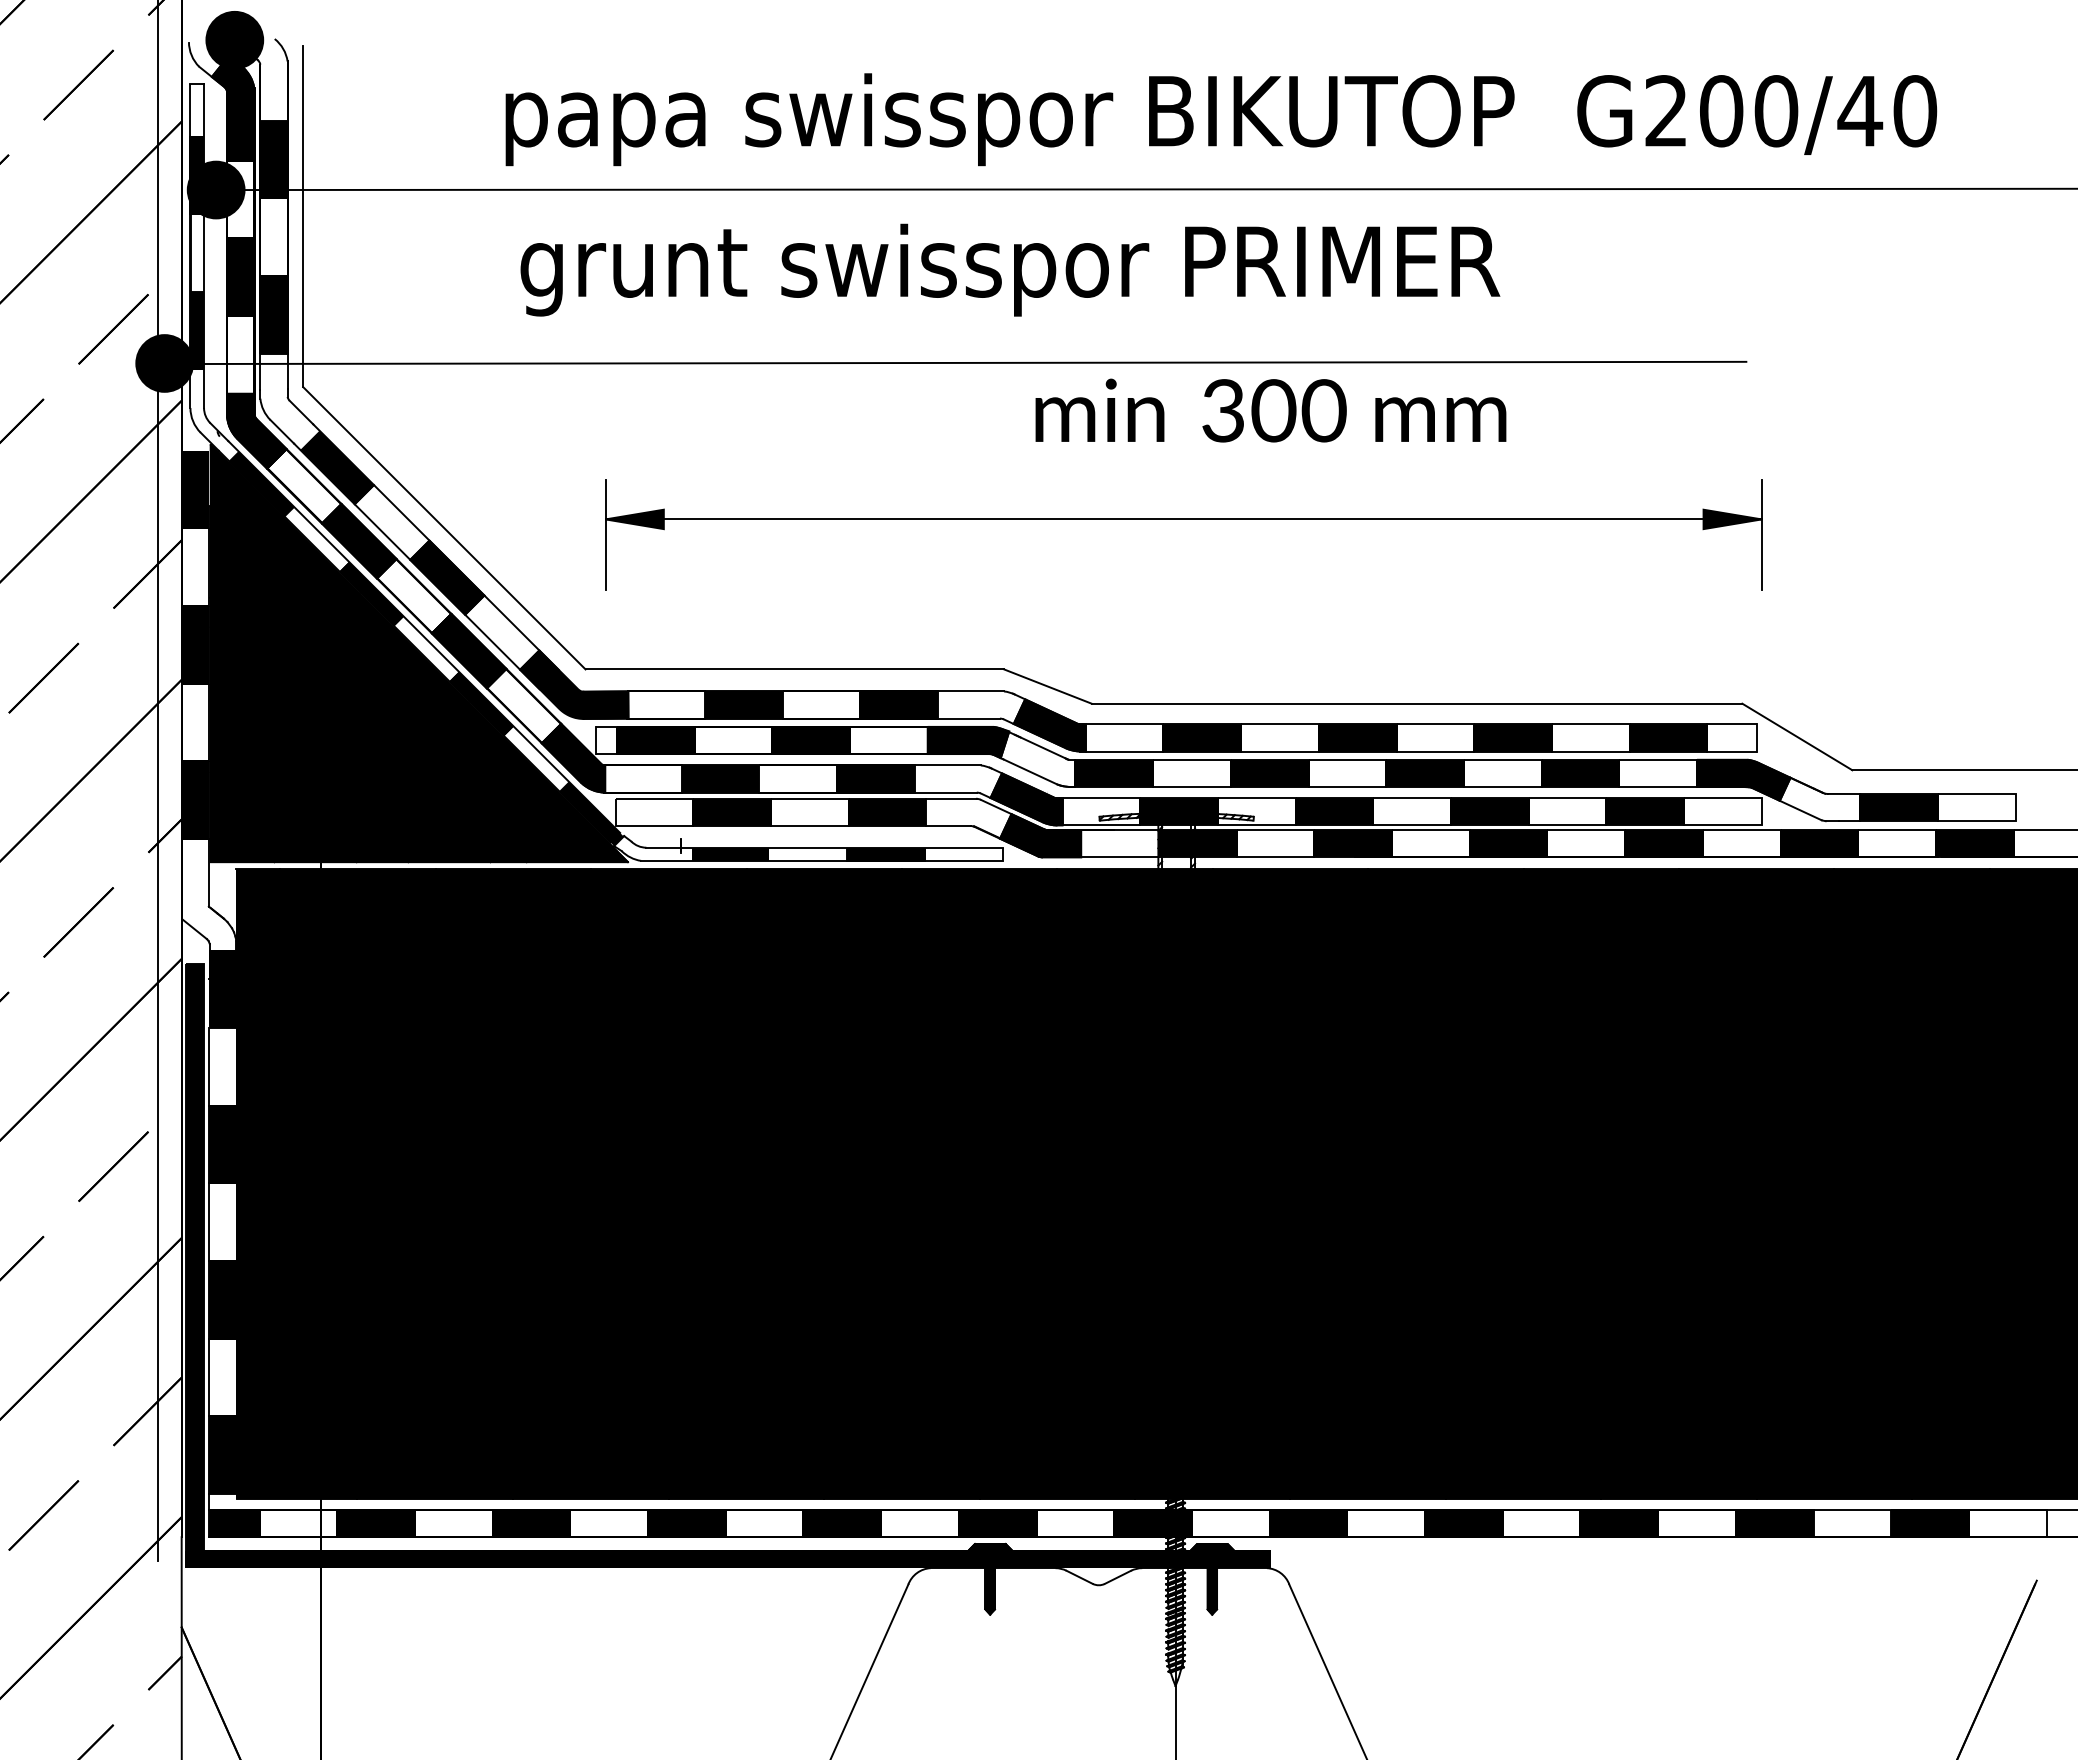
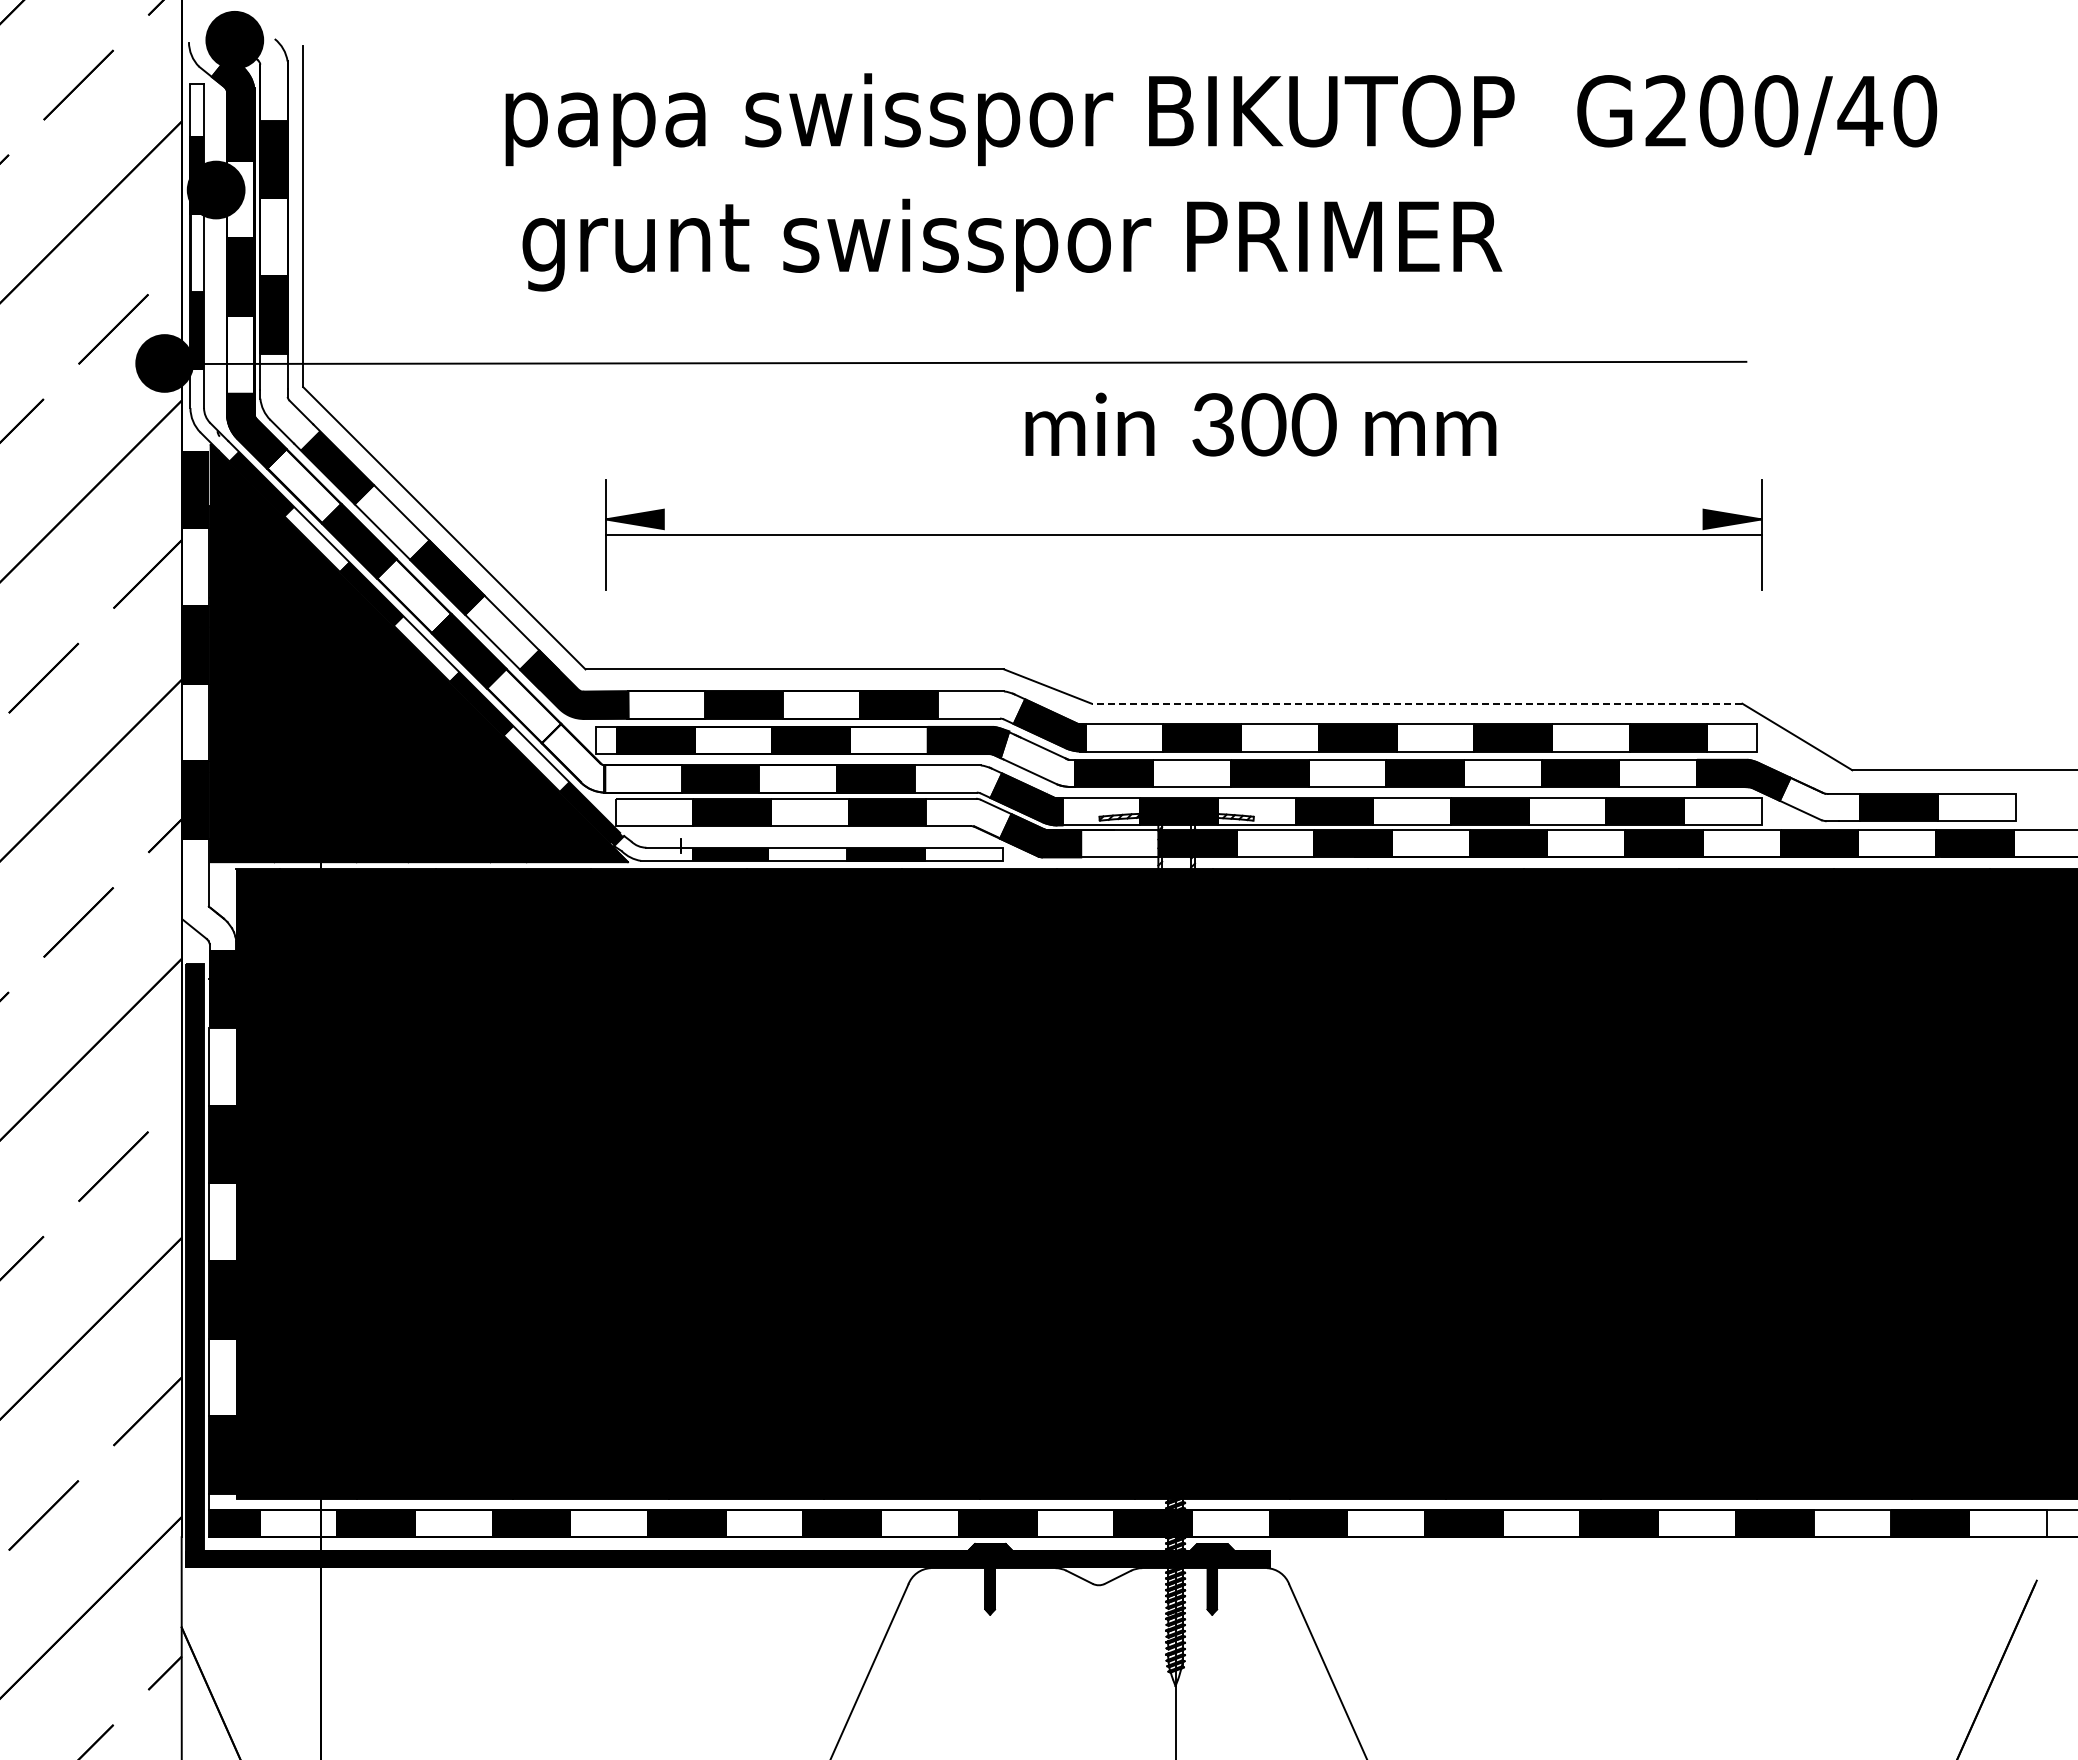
line: present -> none (1145, 189)
text position: (1010, 269) -> (1012, 244) (1012, 244)
text position: (1270, 410) -> (1260, 424) (1260, 424)
line position: (1183, 519) -> (1183, 535) (1183, 535)
line: solid -> dashed (1416, 703)
fill: present -> none (573, 758)
line: present -> none (158, 781)
